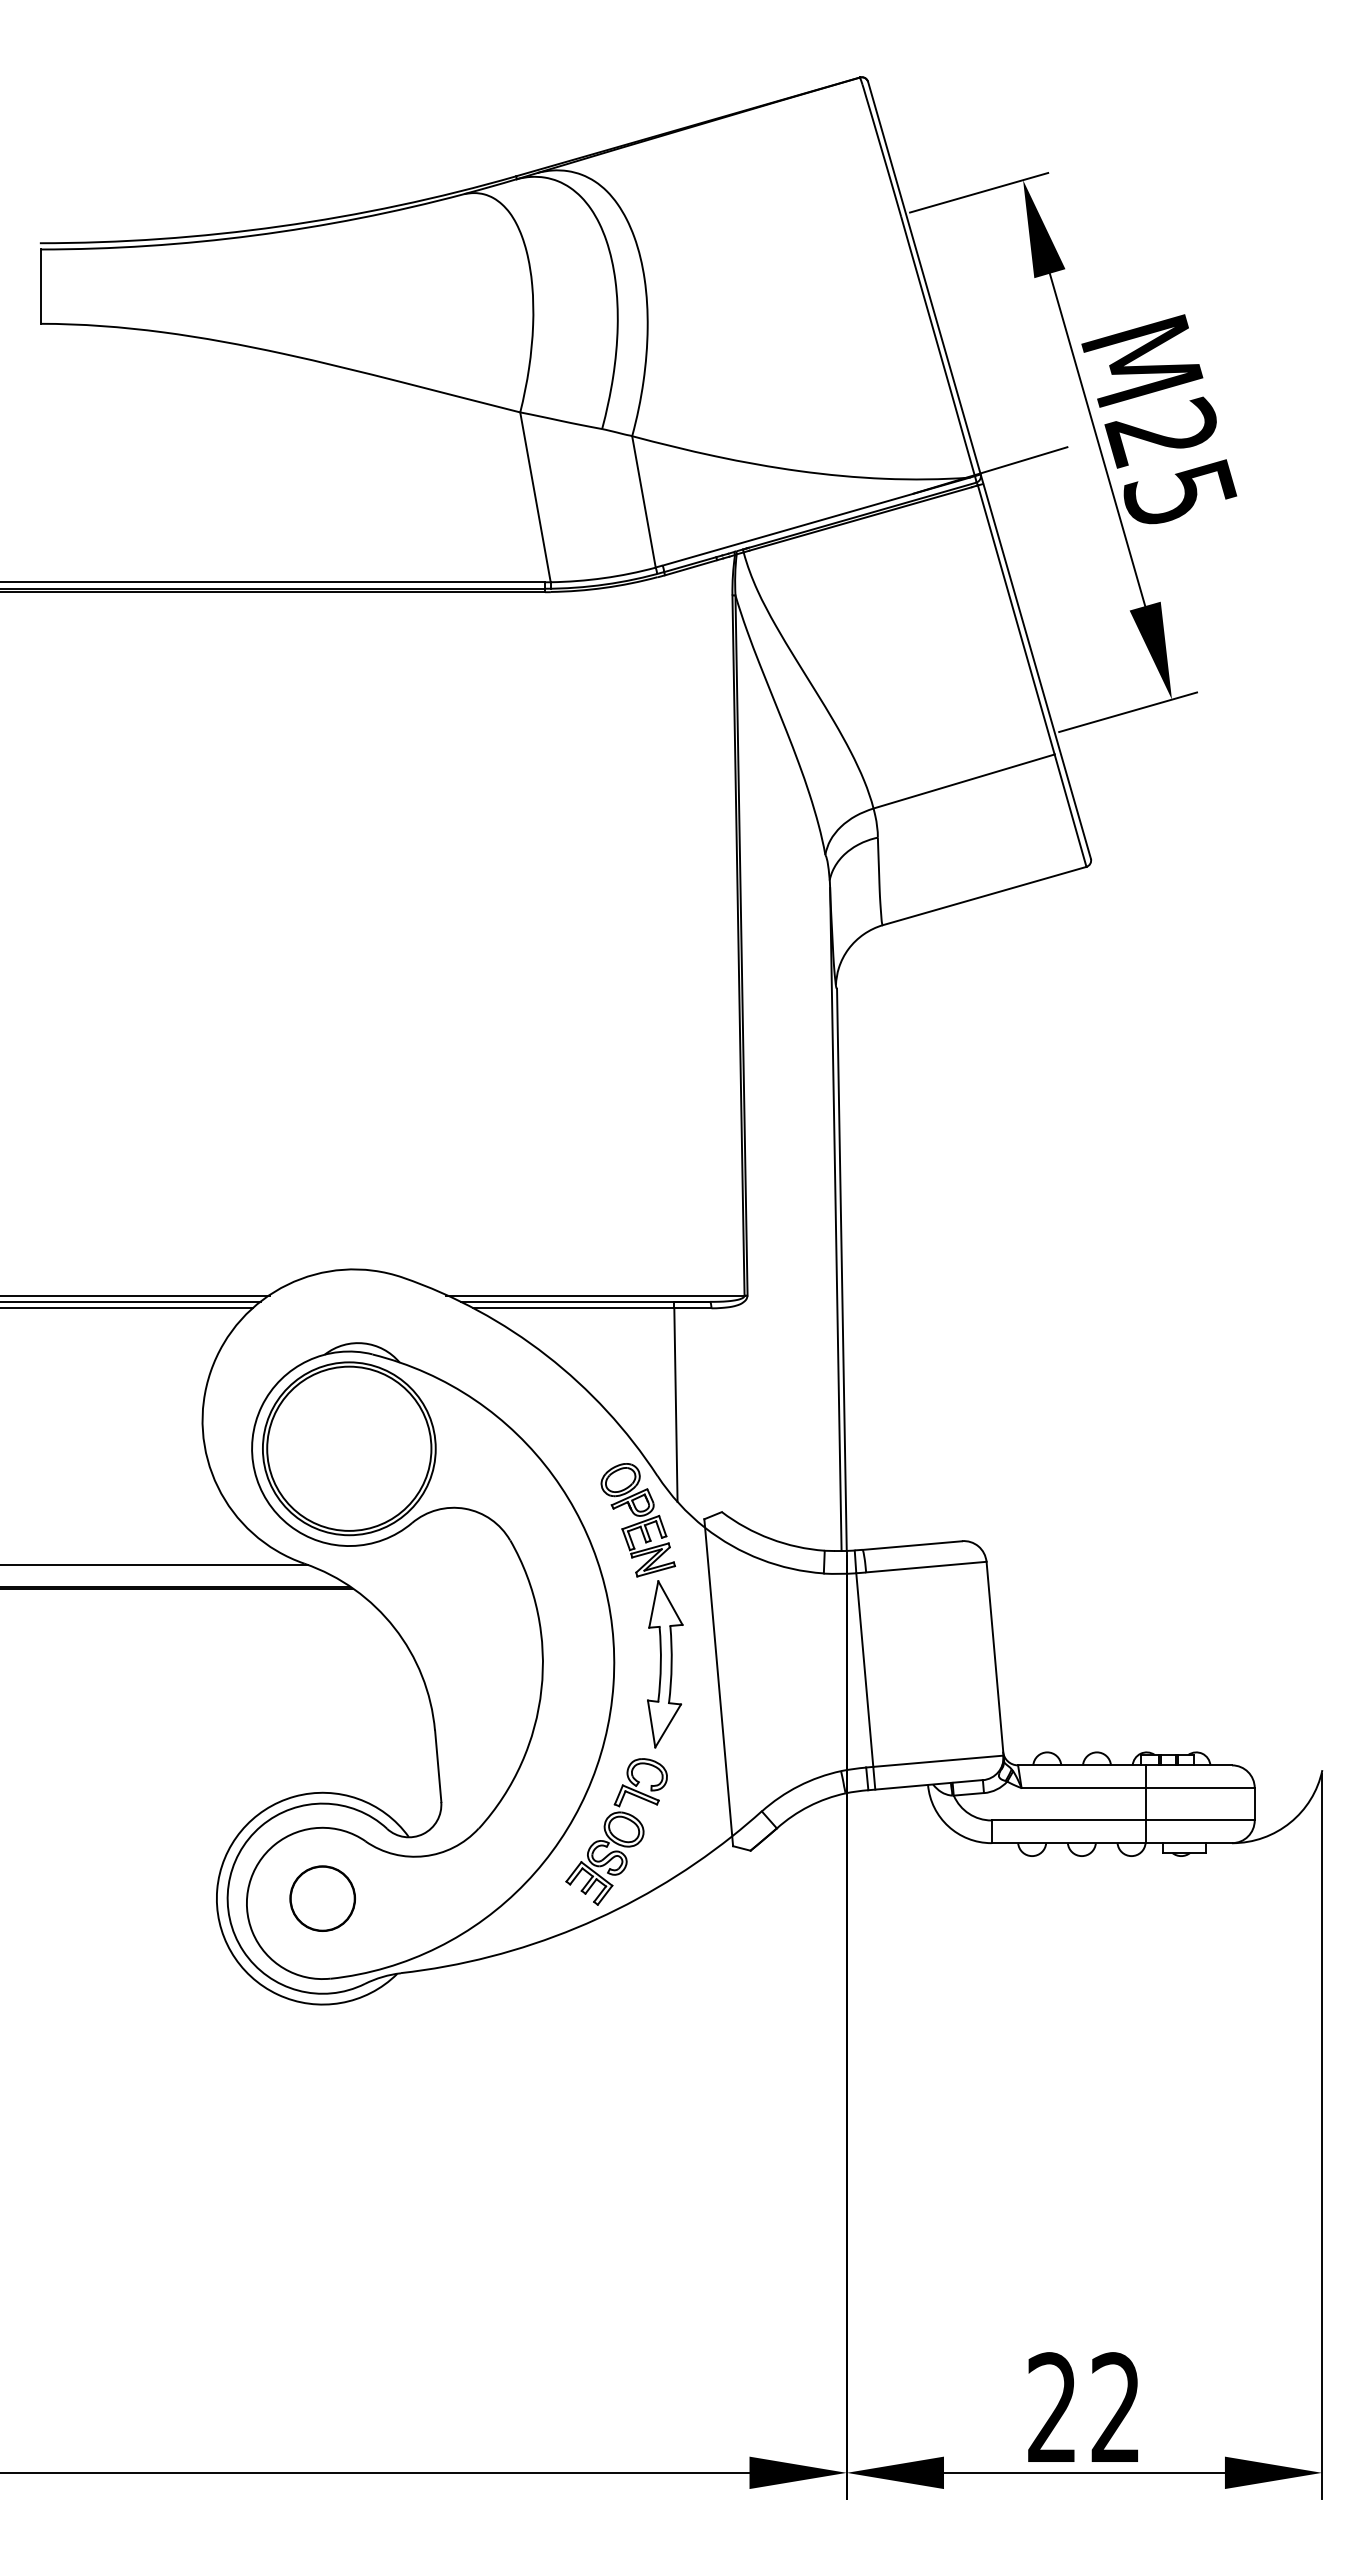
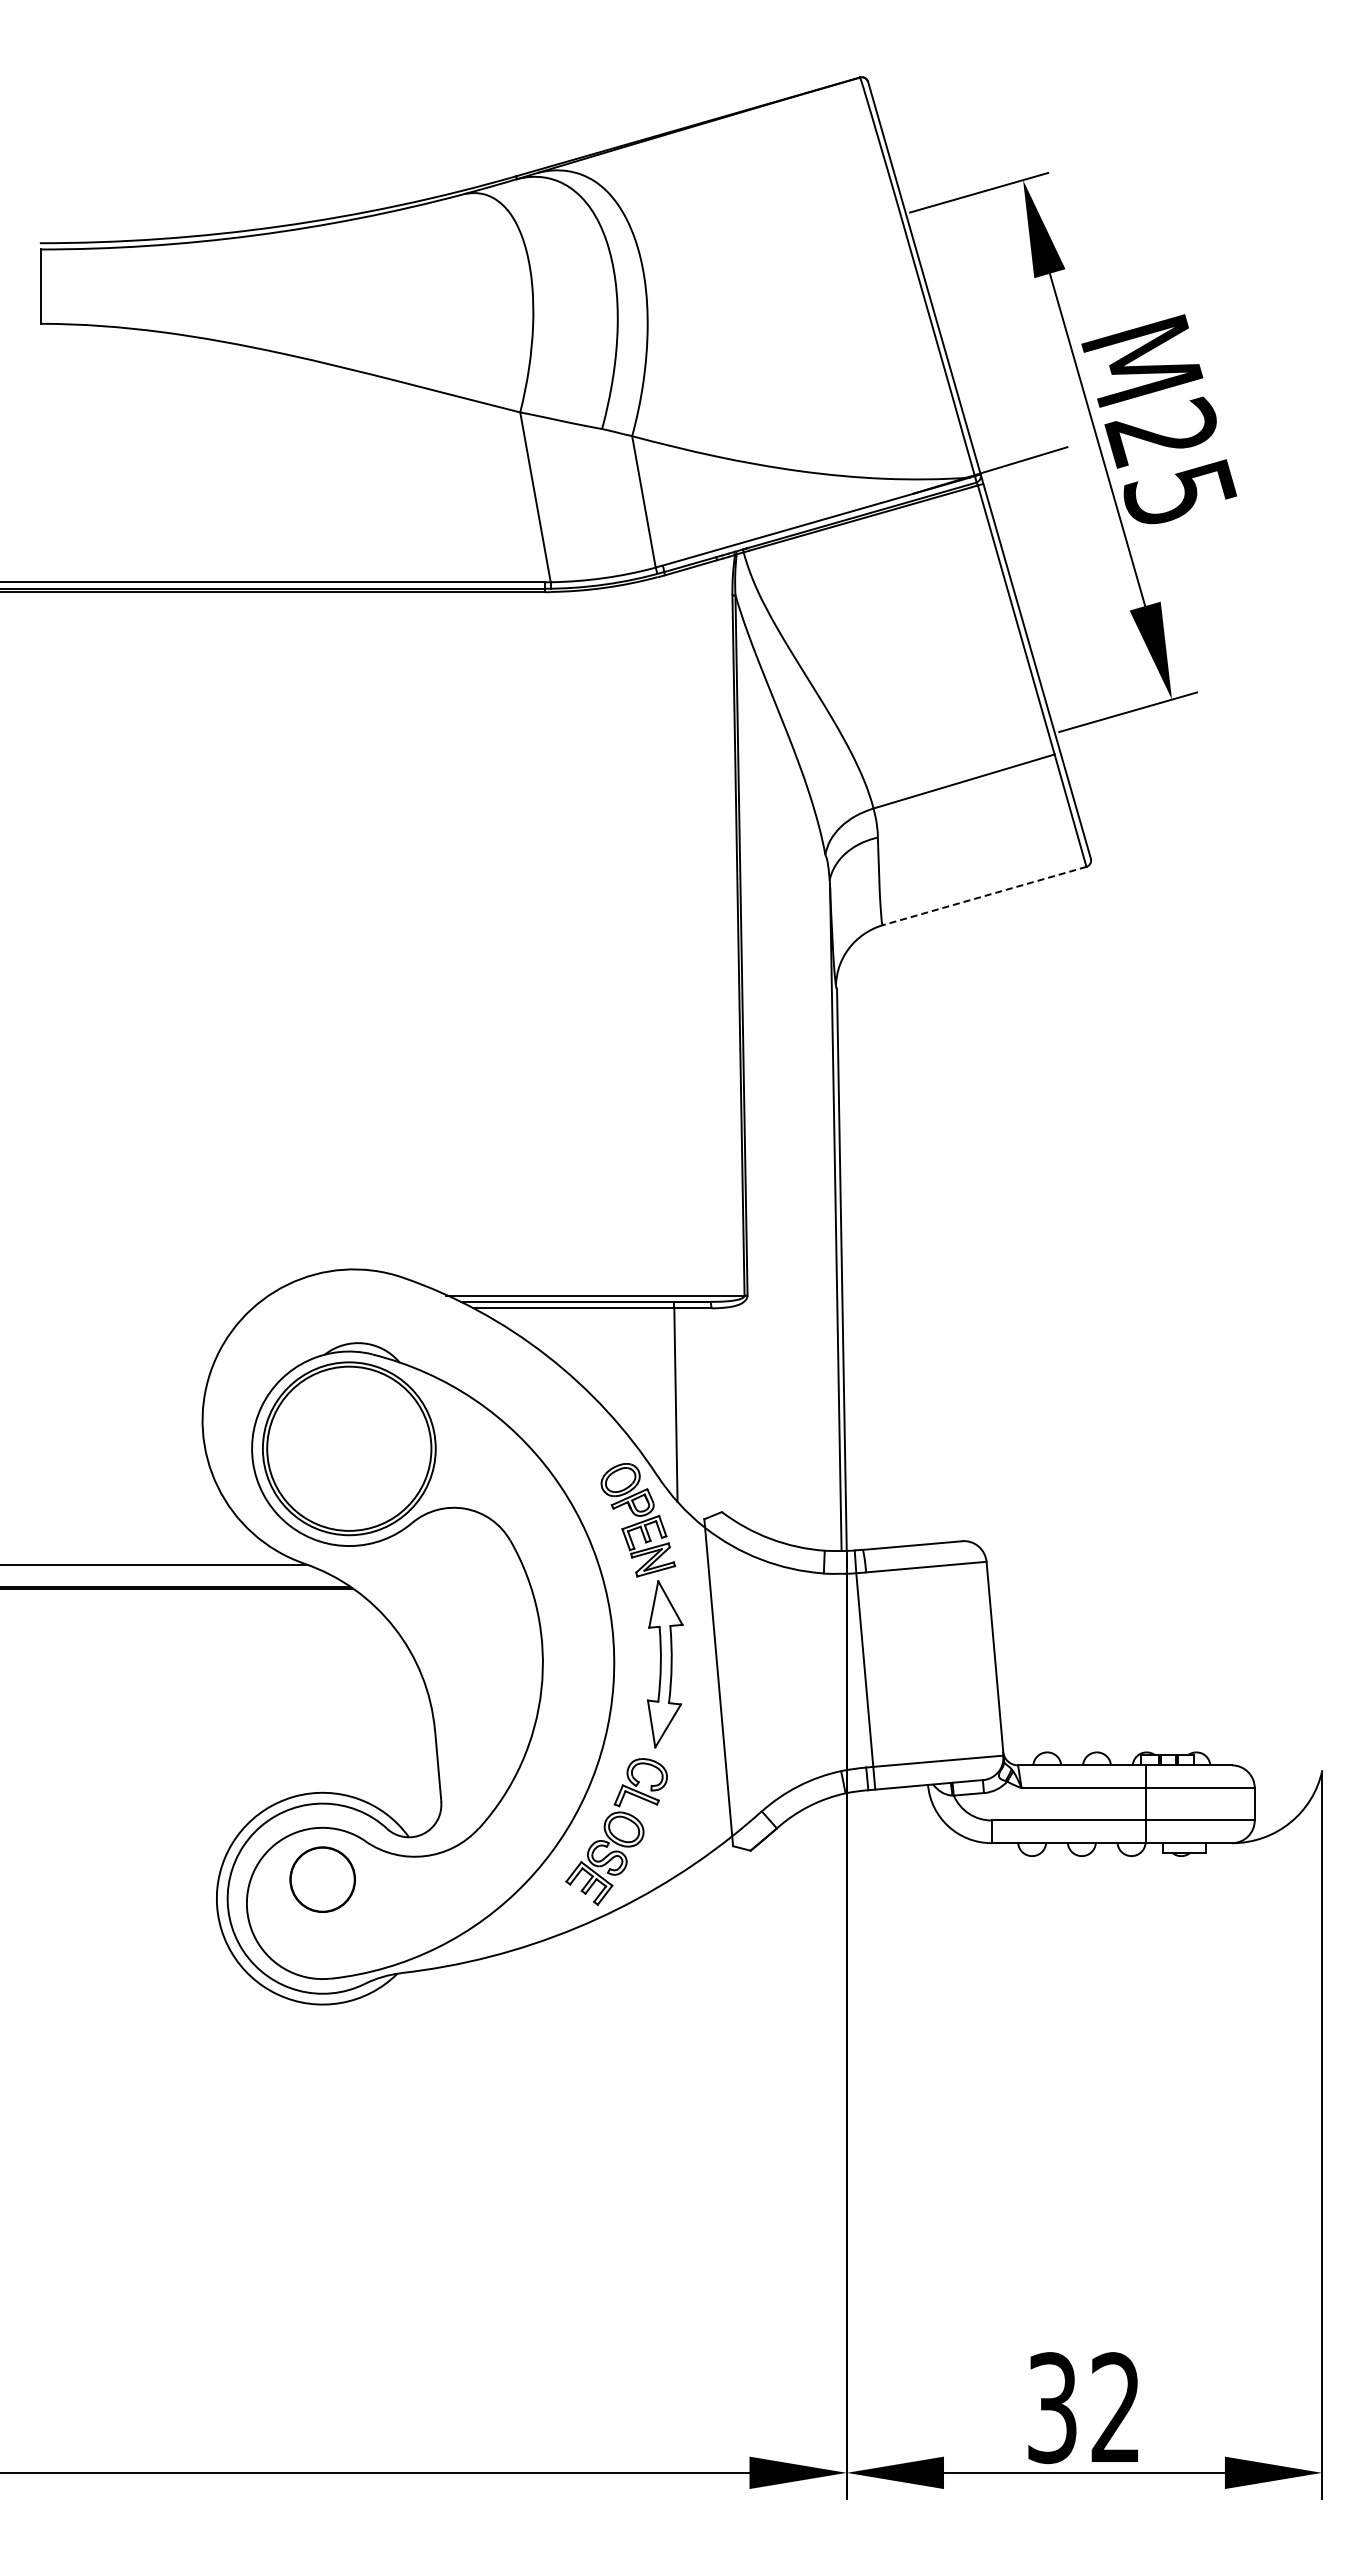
line: solid -> dashed (984, 896)
line: present -> none (135, 1295)
line: present -> none (131, 1301)
line: present -> none (127, 1308)
circle position: (322, 1898) -> (322, 1879) (322, 1879)
text: 22 -> 32 (1052, 2408)
